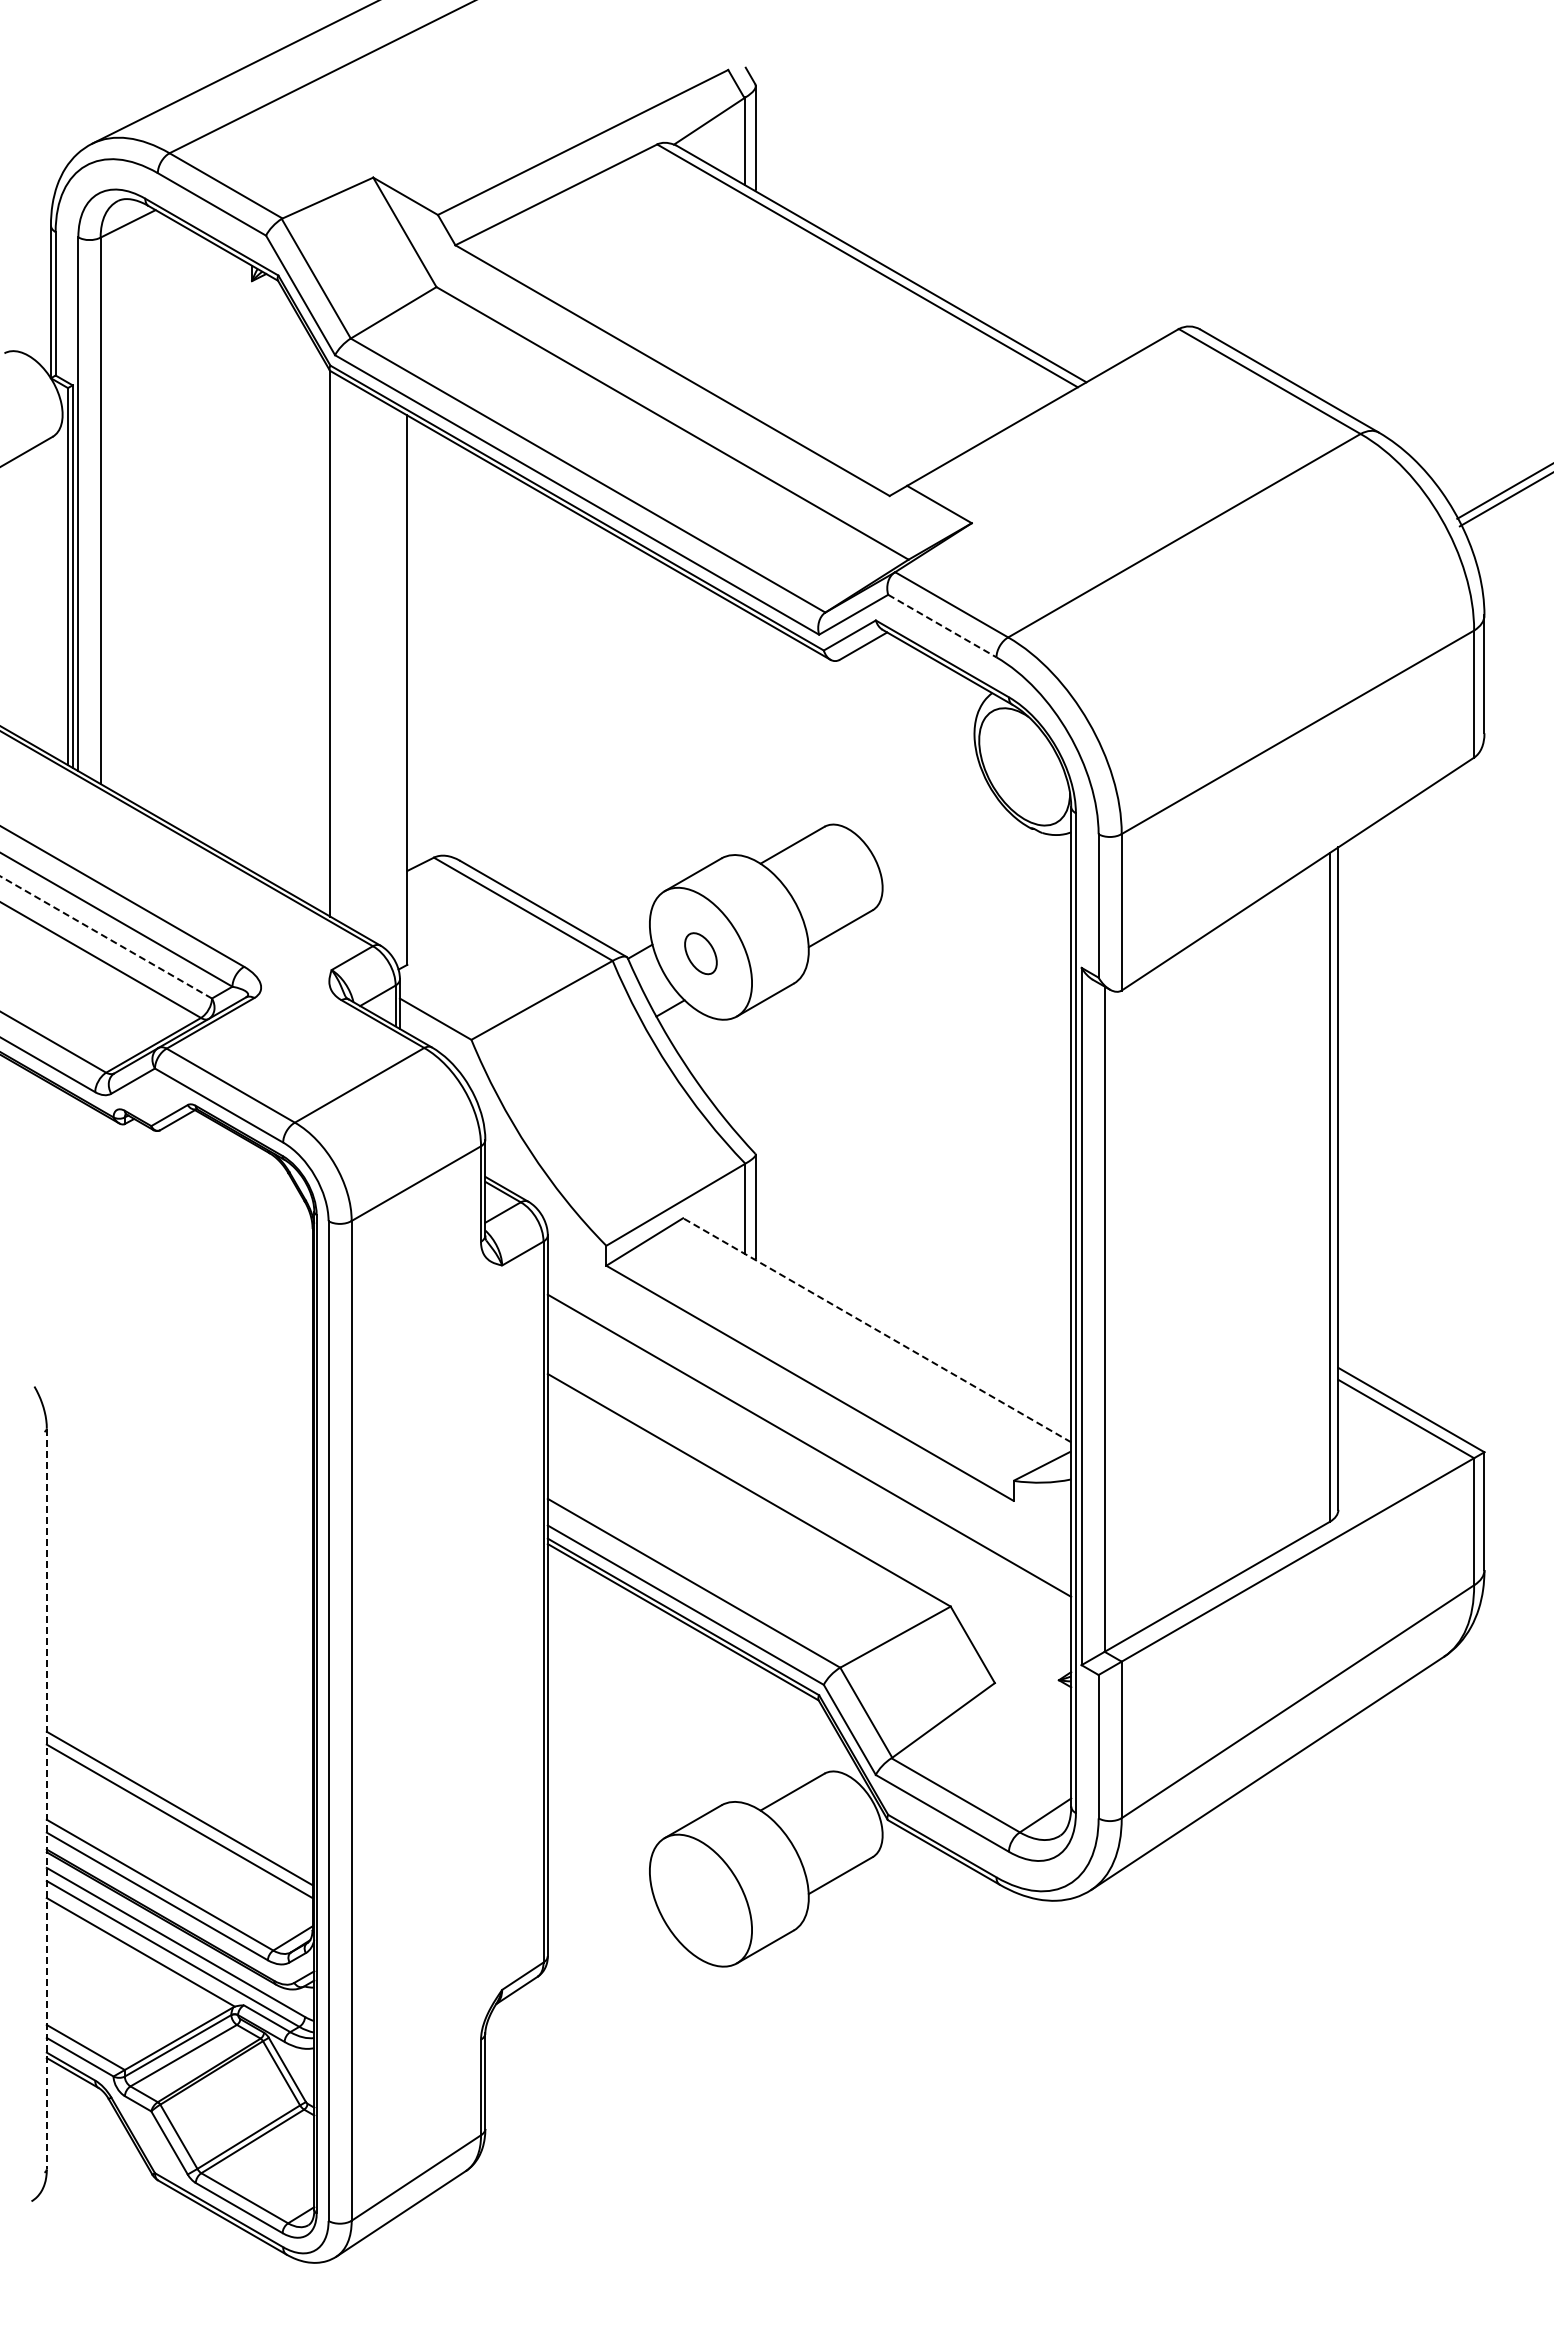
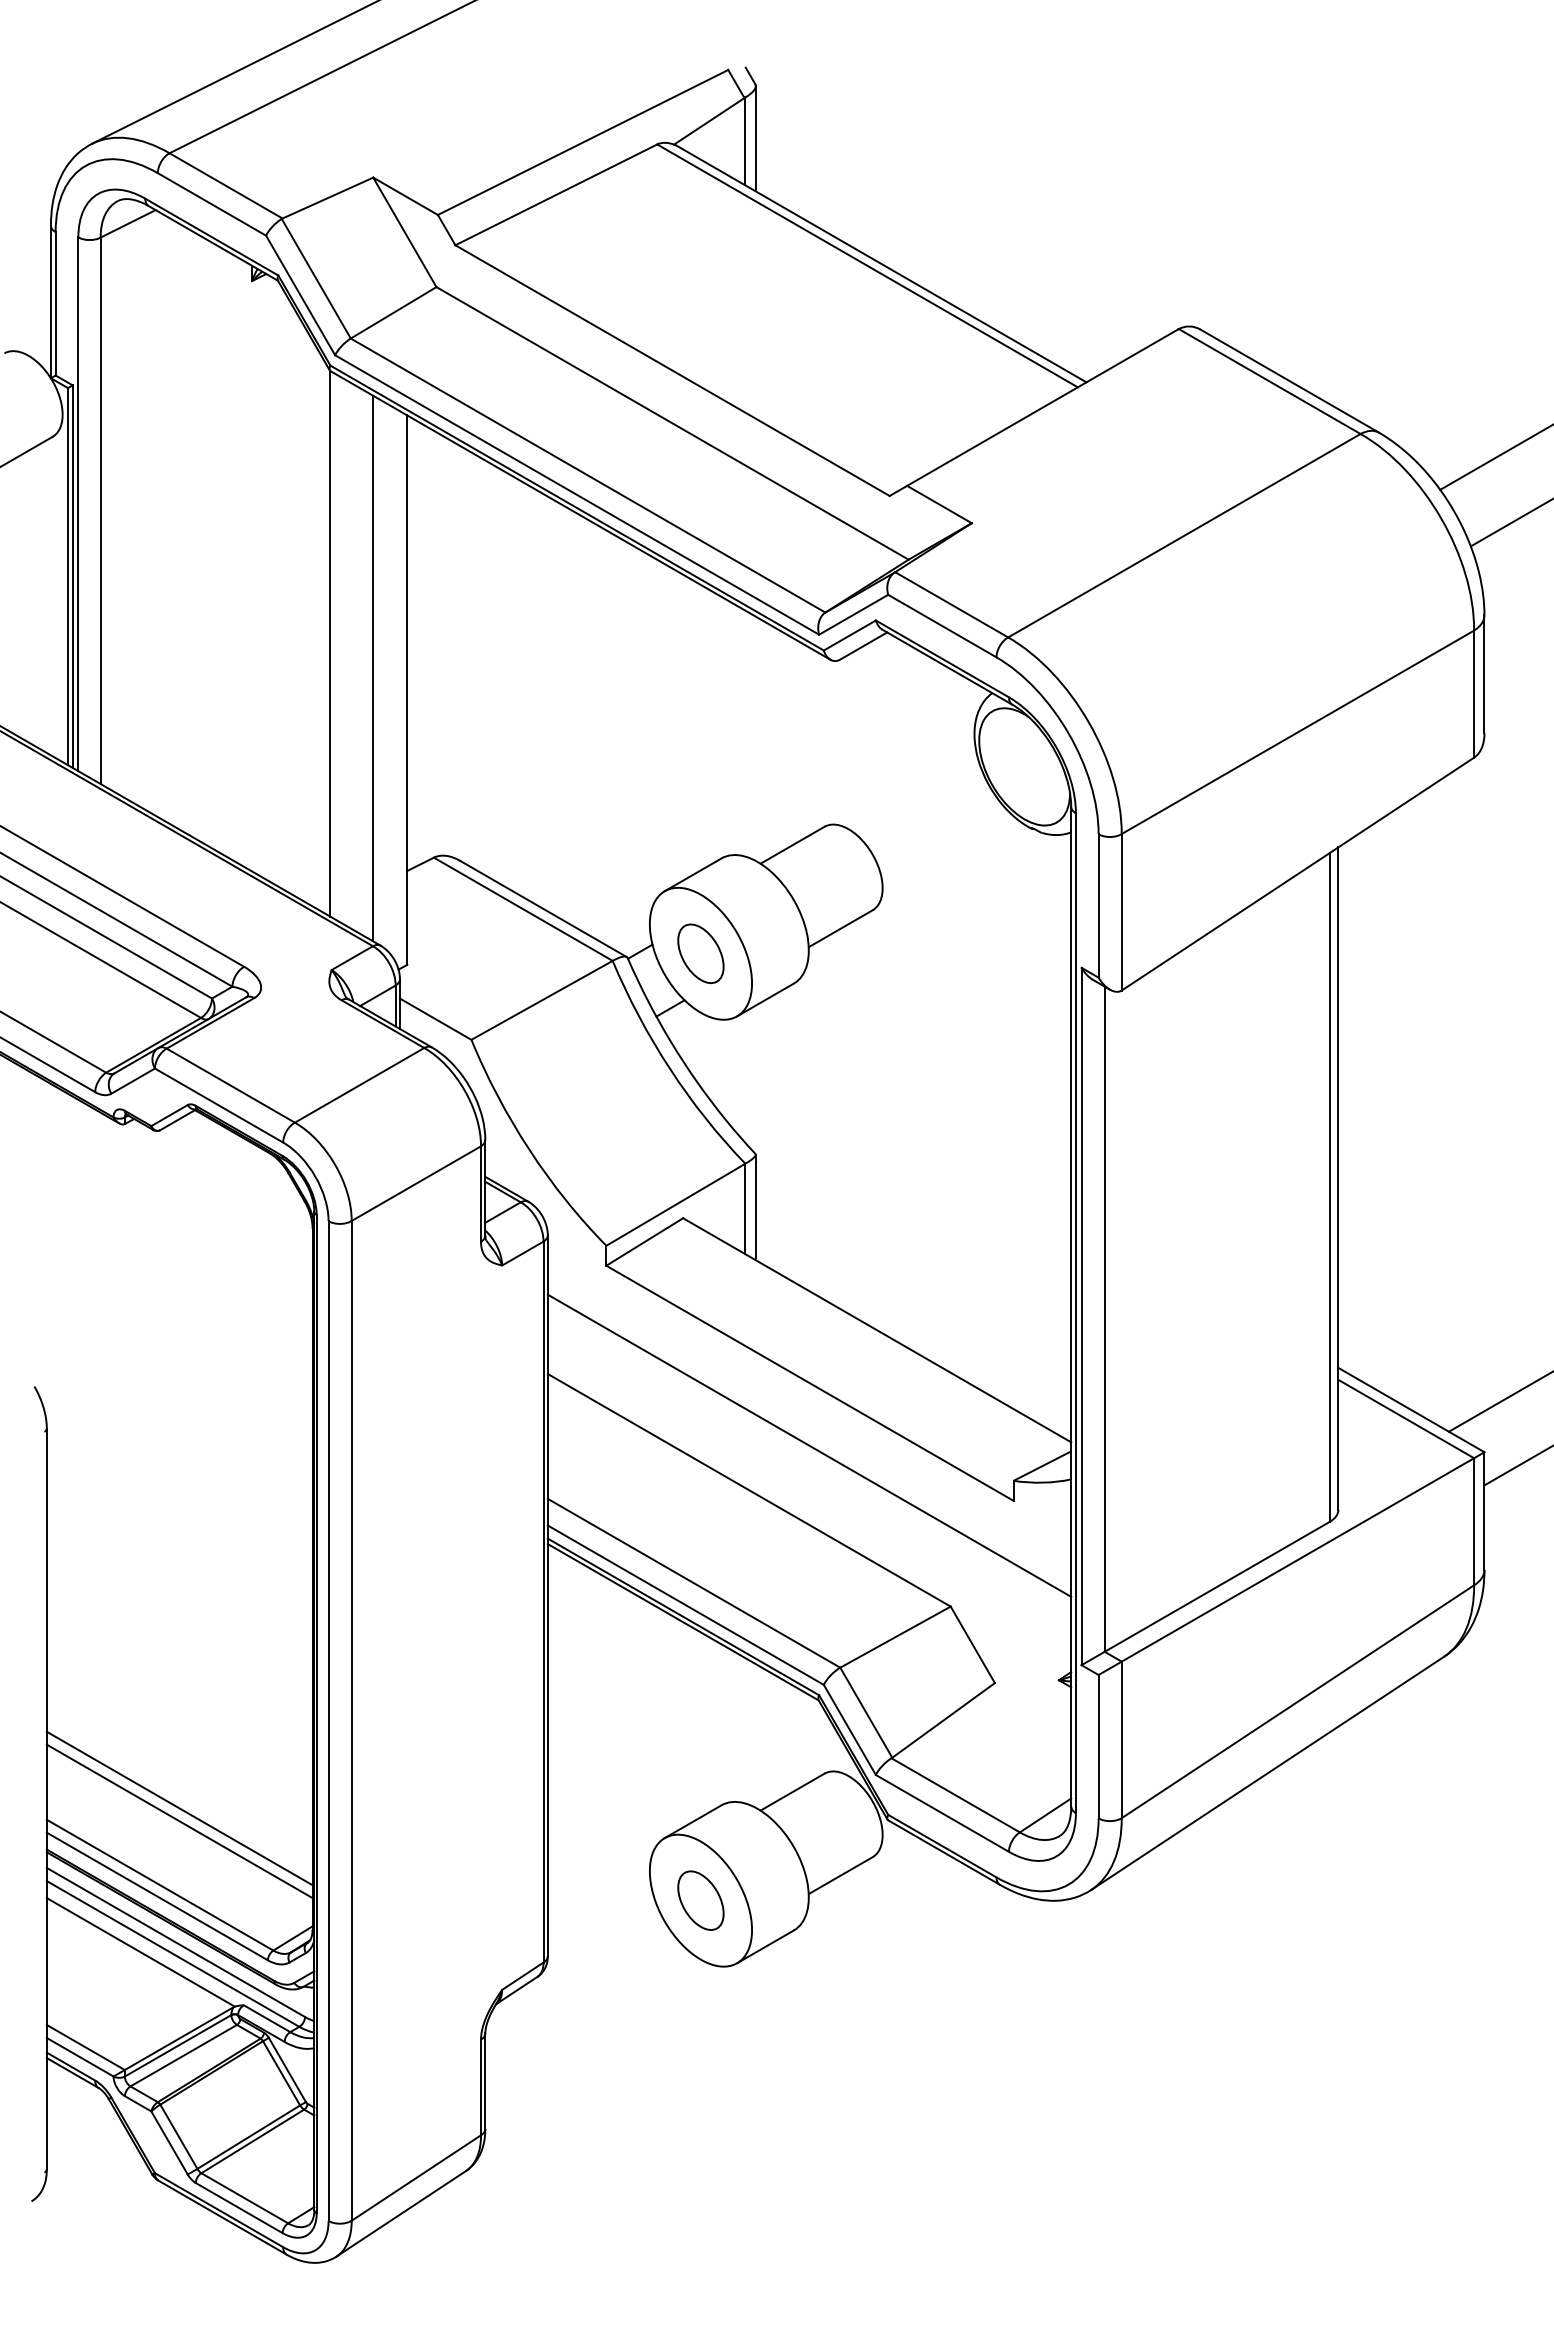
line position: (1503, 491) -> (1495, 457) (1495, 457)
line position: (1504, 499) -> (1510, 523) (1510, 523)
line: dashed -> solid (942, 626)
line: none -> present (373, 668)
line: dashed -> solid (105, 937)
part size: 34x44 px -> 48x61 px (700, 953)
line: dashed -> solid (876, 1330)
line: none -> present (1499, 1402)
line: none -> present (1517, 1466)
line: dashed -> solid (46, 1799)
part: none -> present (700, 1900)
